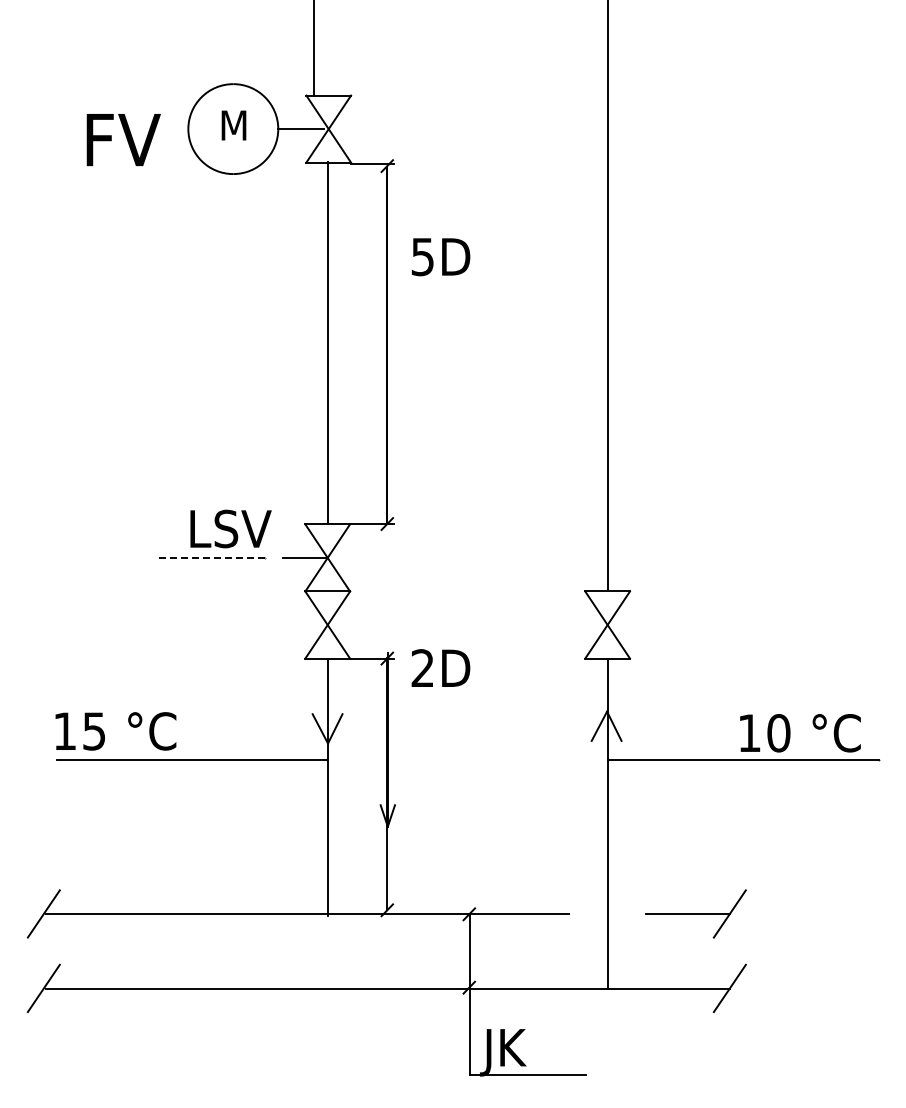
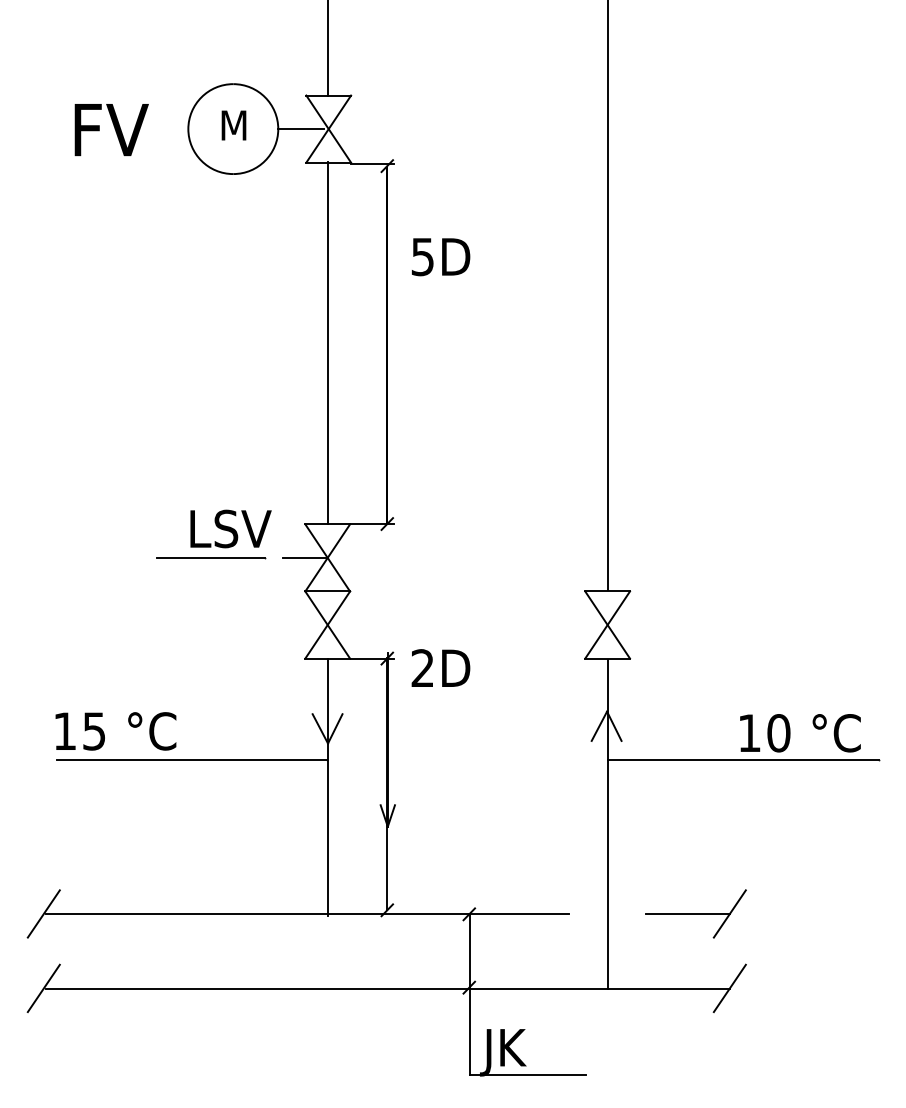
line position: (314, 48) -> (328, 48) (328, 48)
text position: (123, 140) -> (111, 130) (111, 130)
line: dashed -> solid (210, 558)
